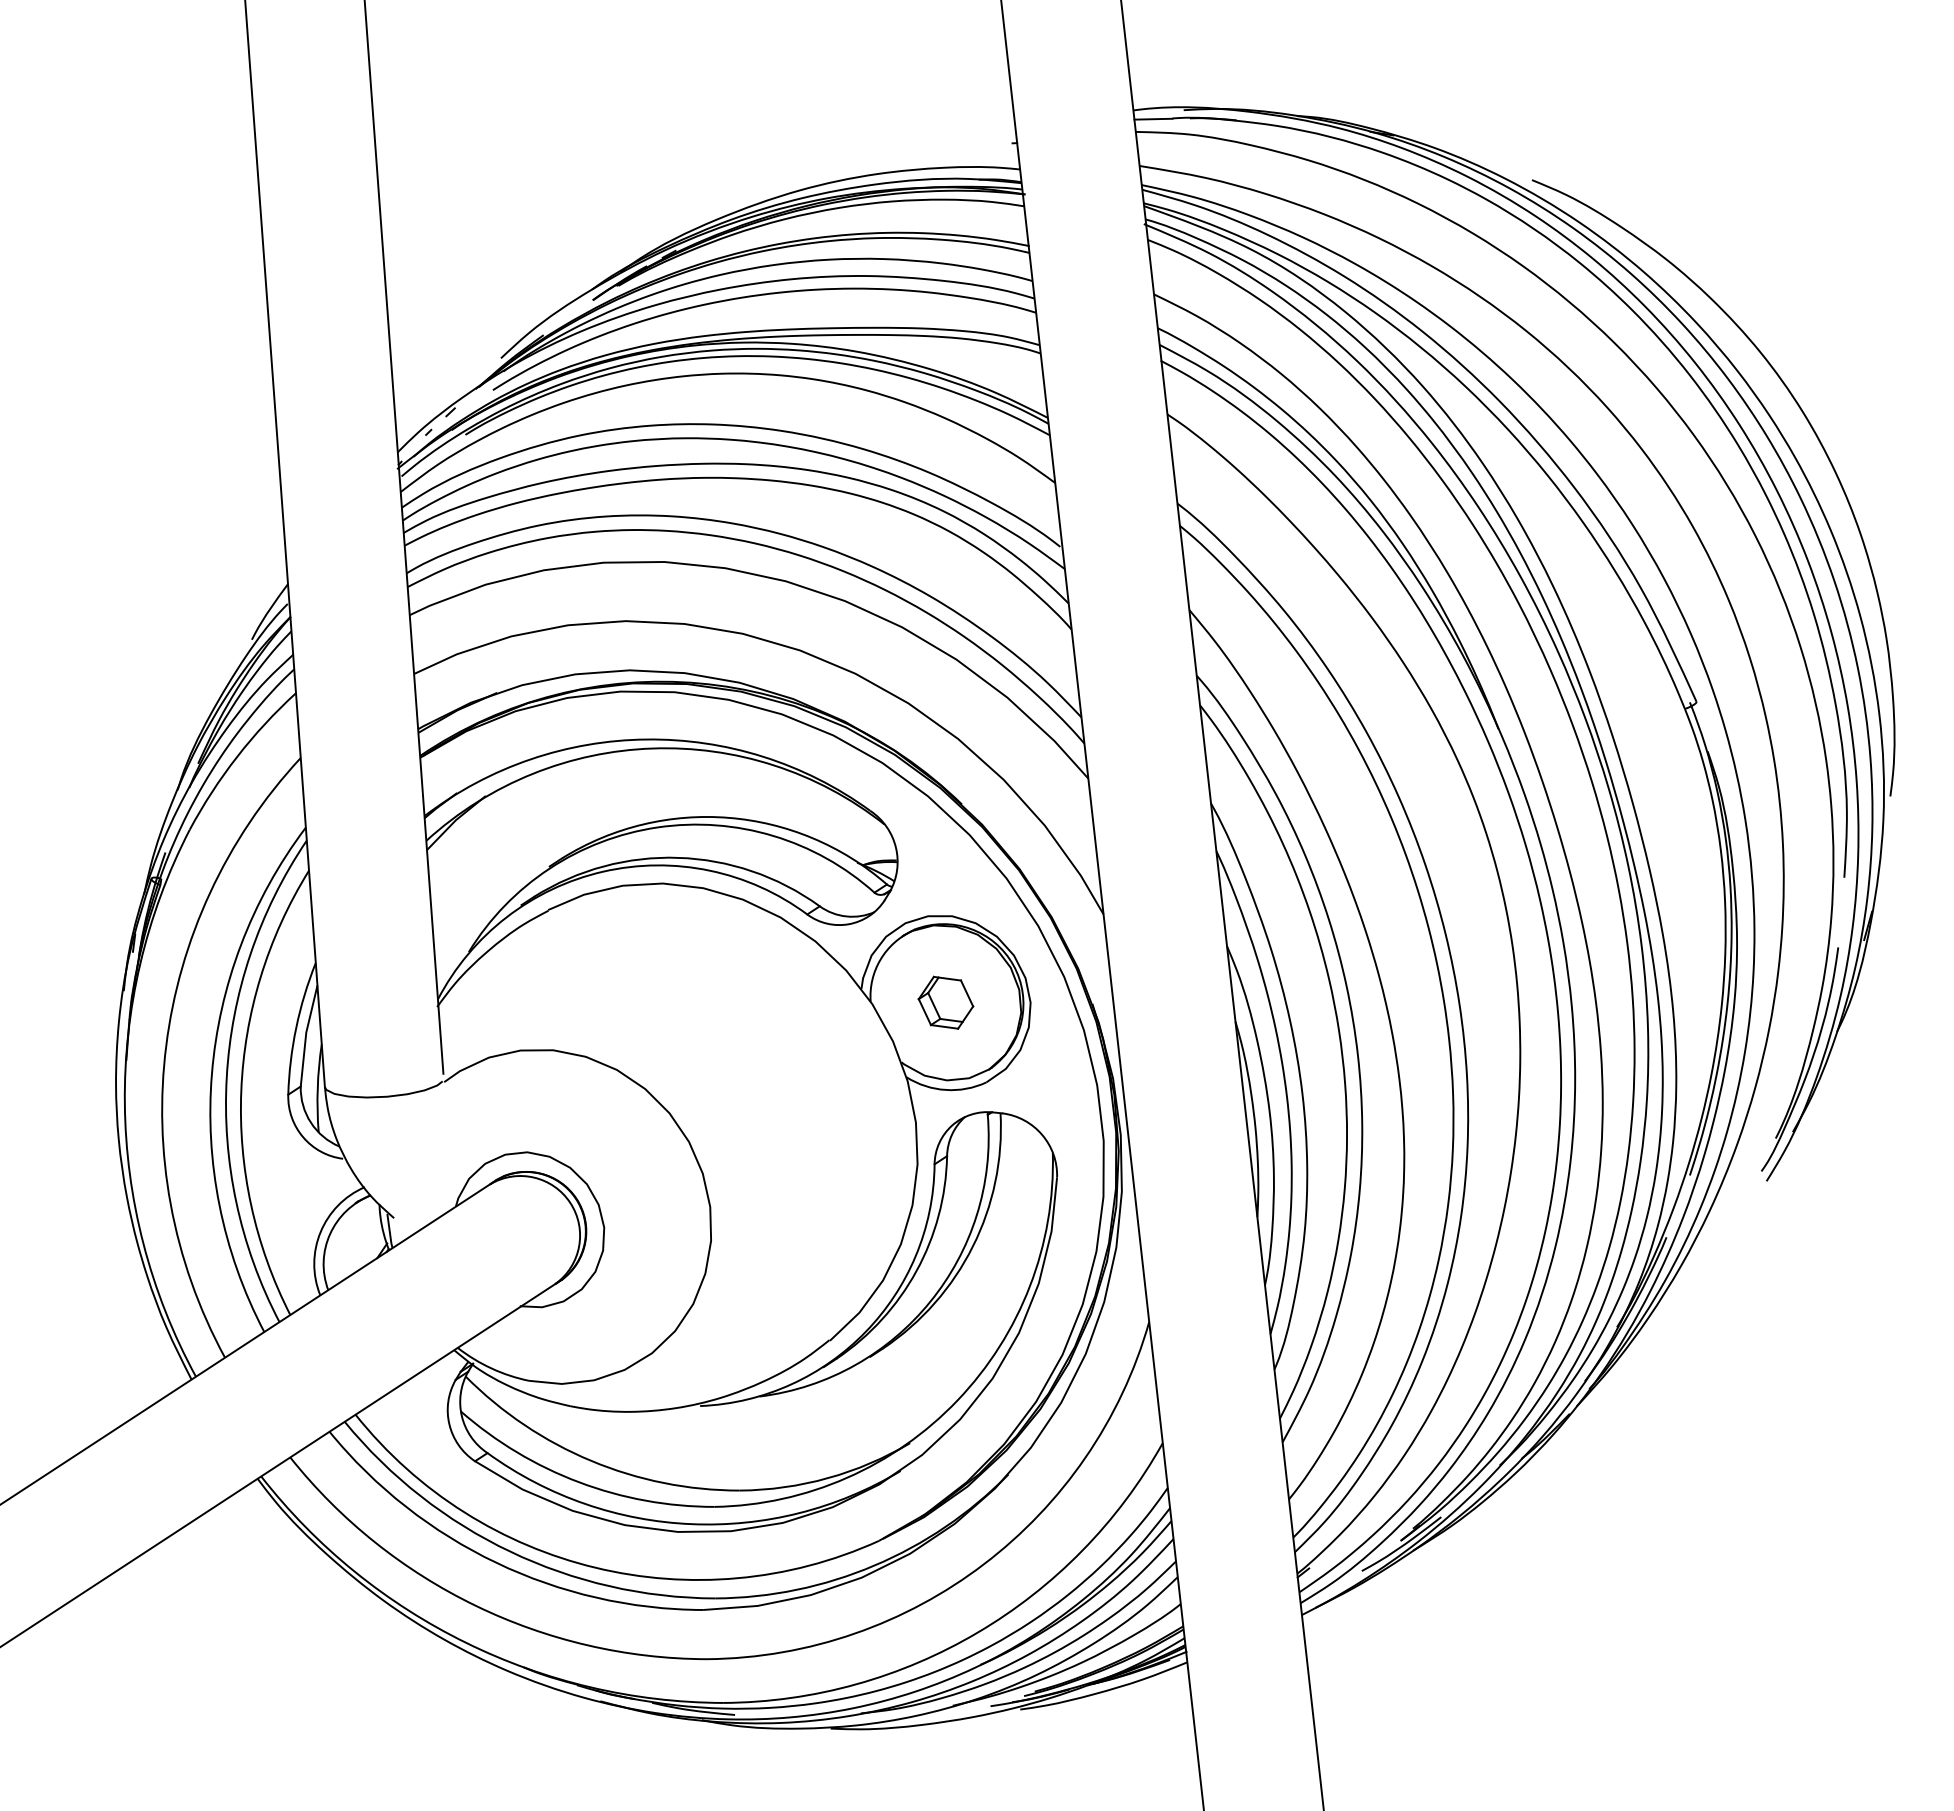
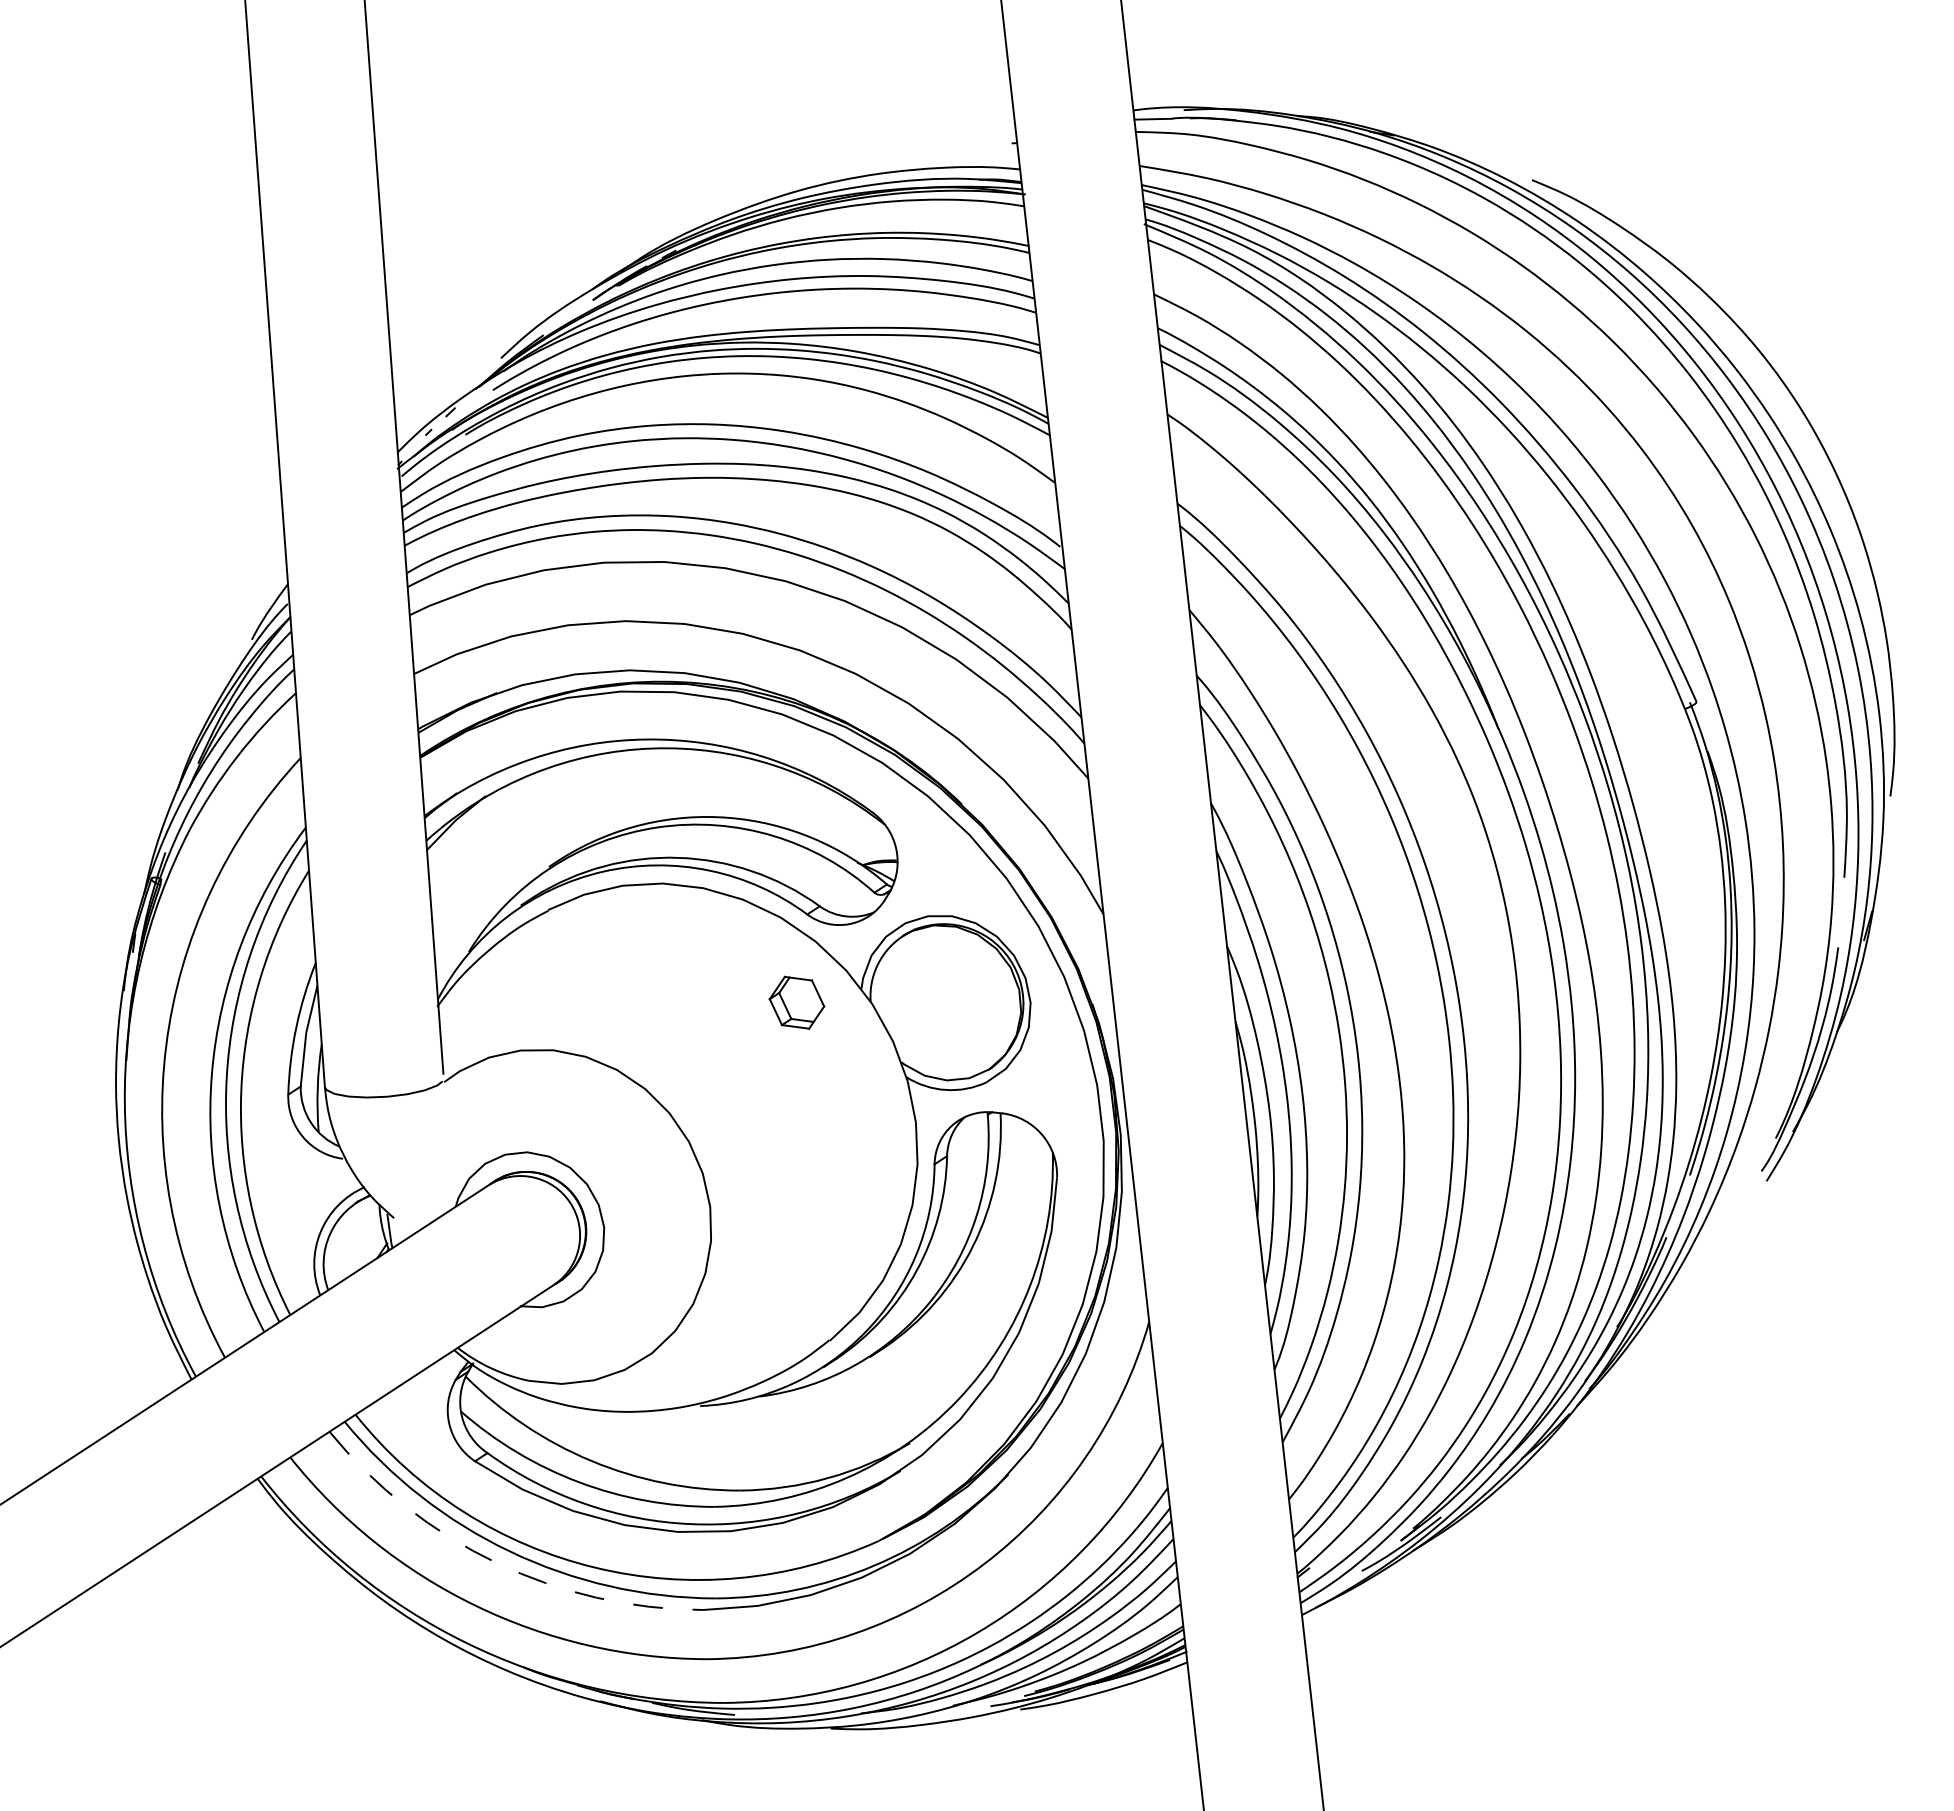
part position: (945, 1002) -> (796, 1002) (796, 1002)
arc: solid -> dashed (496, 1562)
